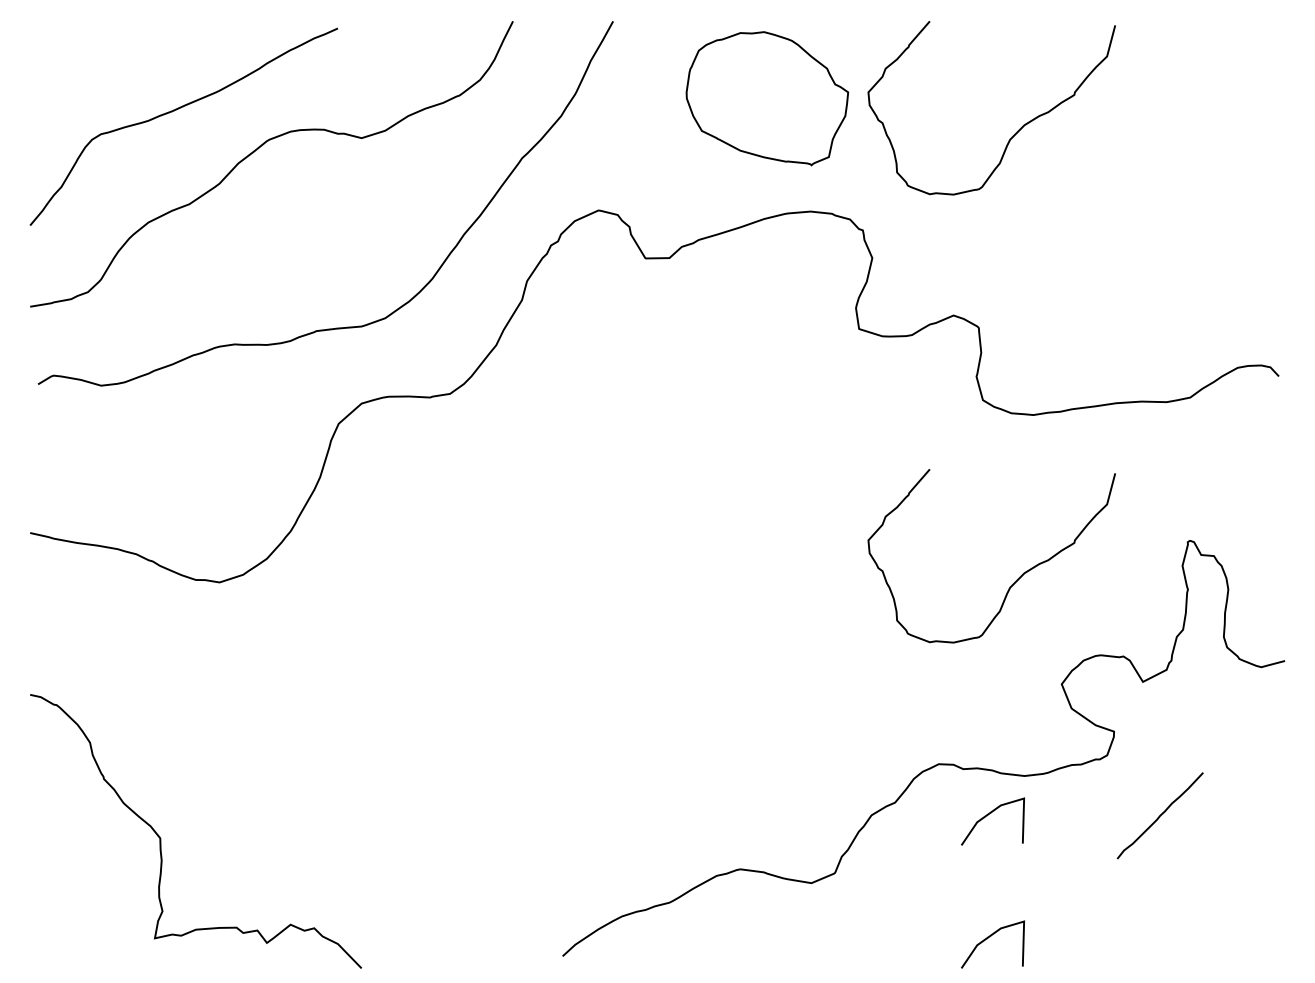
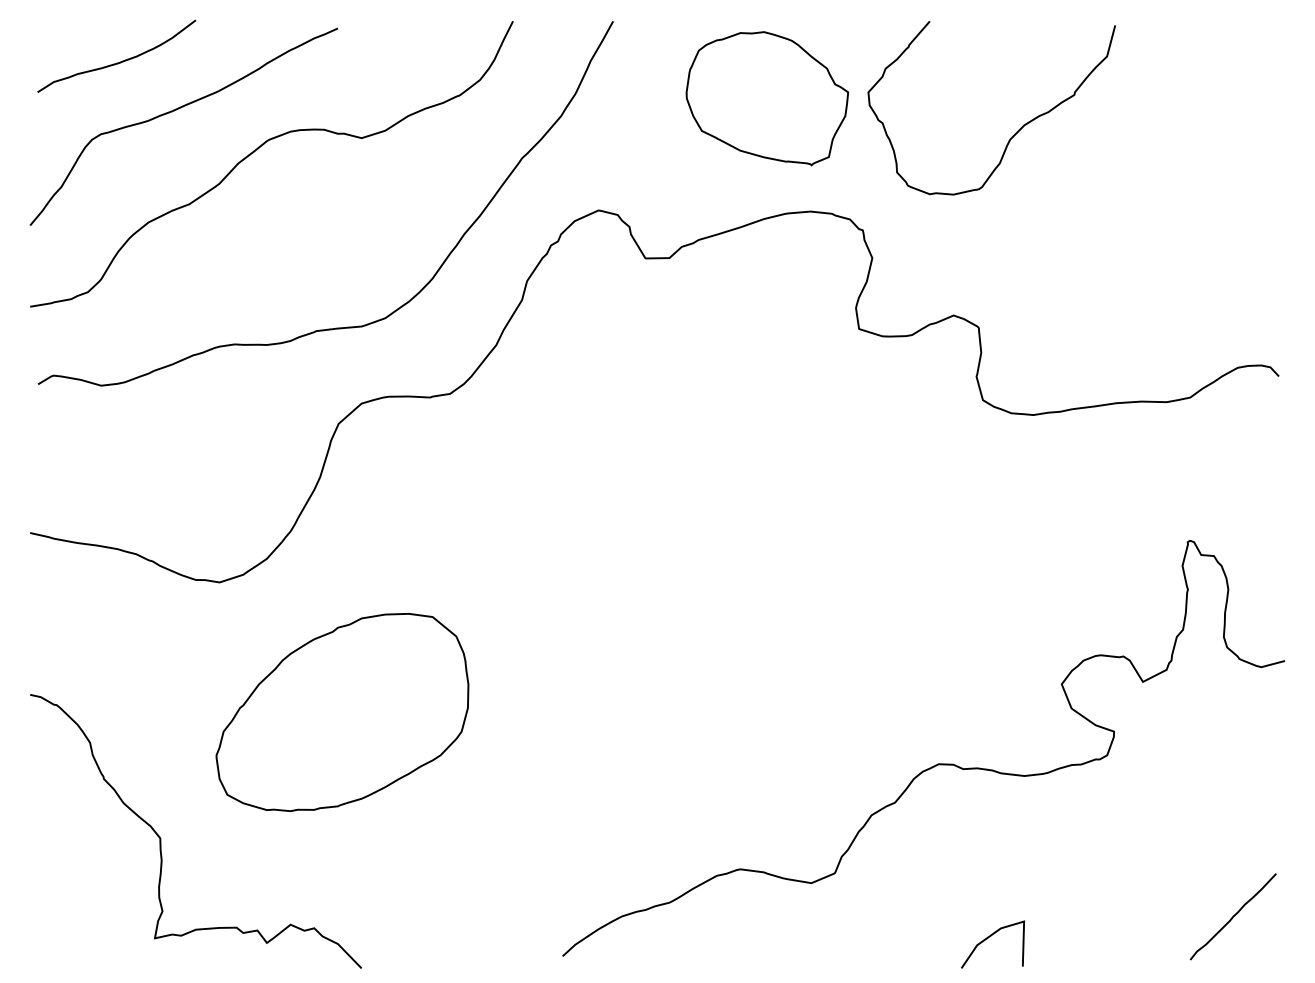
curve: none -> present (119, 61)
curve: present -> none (1015, 580)
part: none -> present (342, 712)
curve position: (1159, 815) -> (1232, 916) (1232, 916)
curve: present -> none (987, 816)
